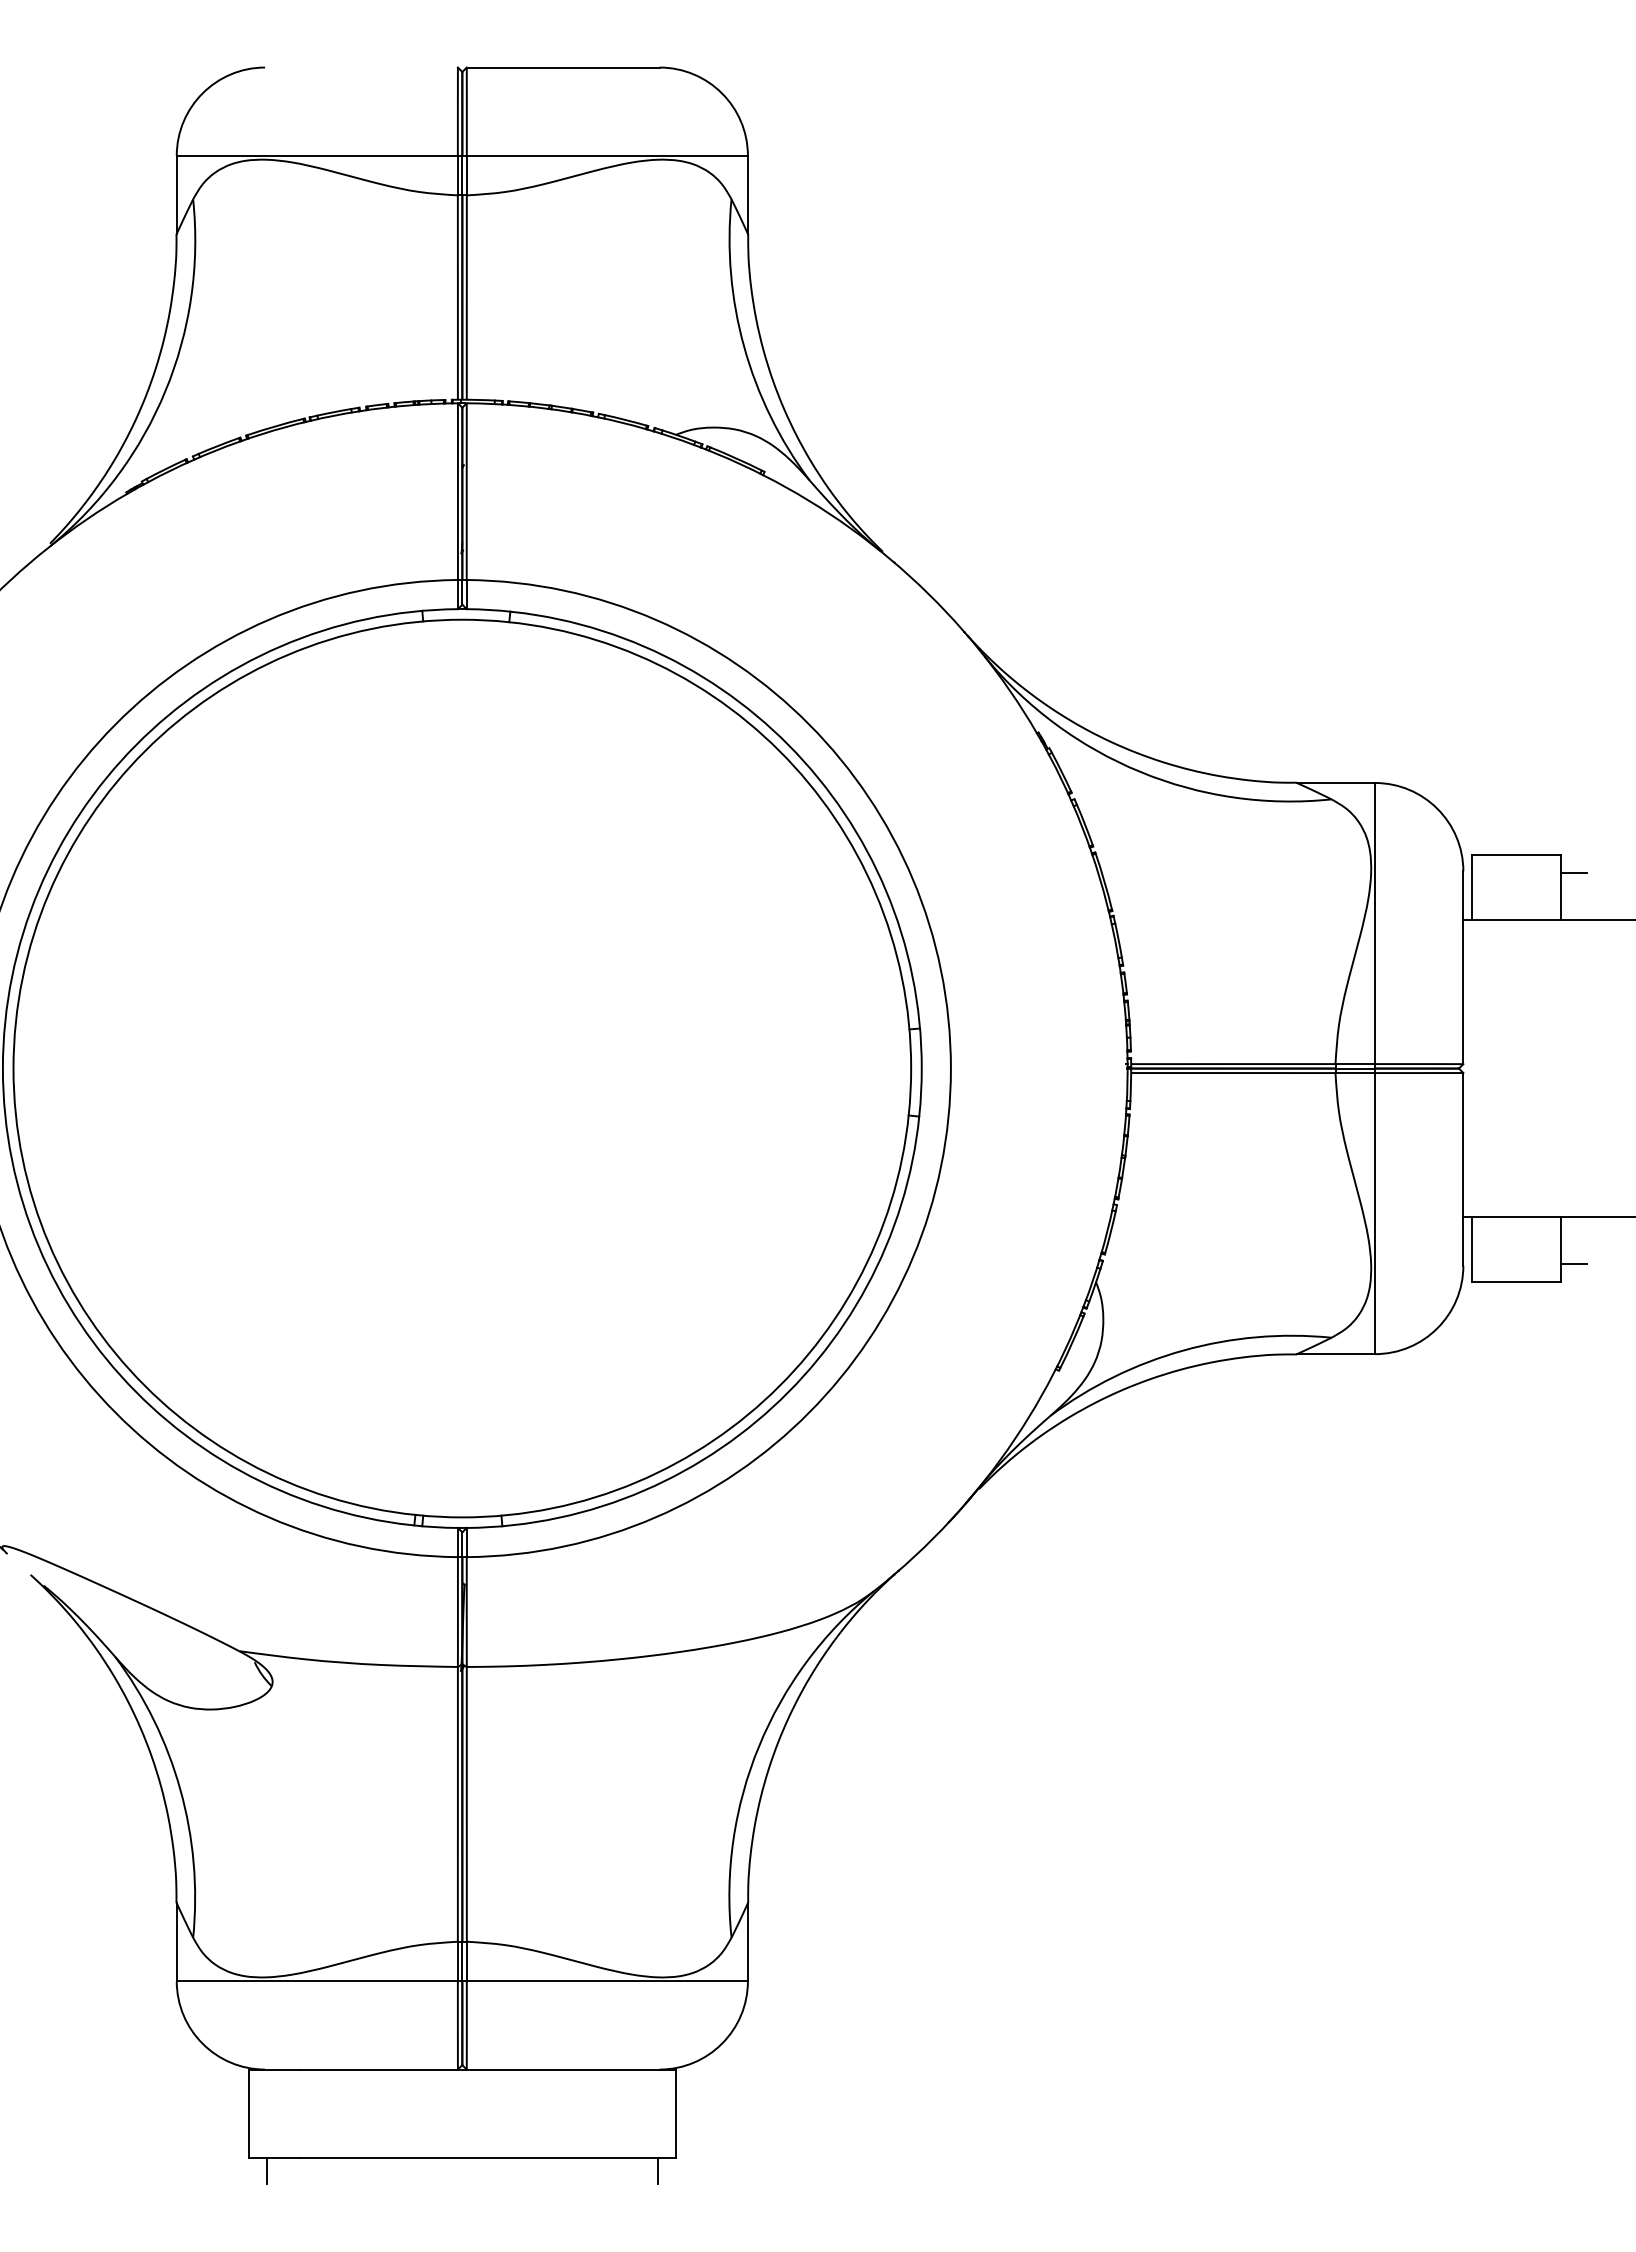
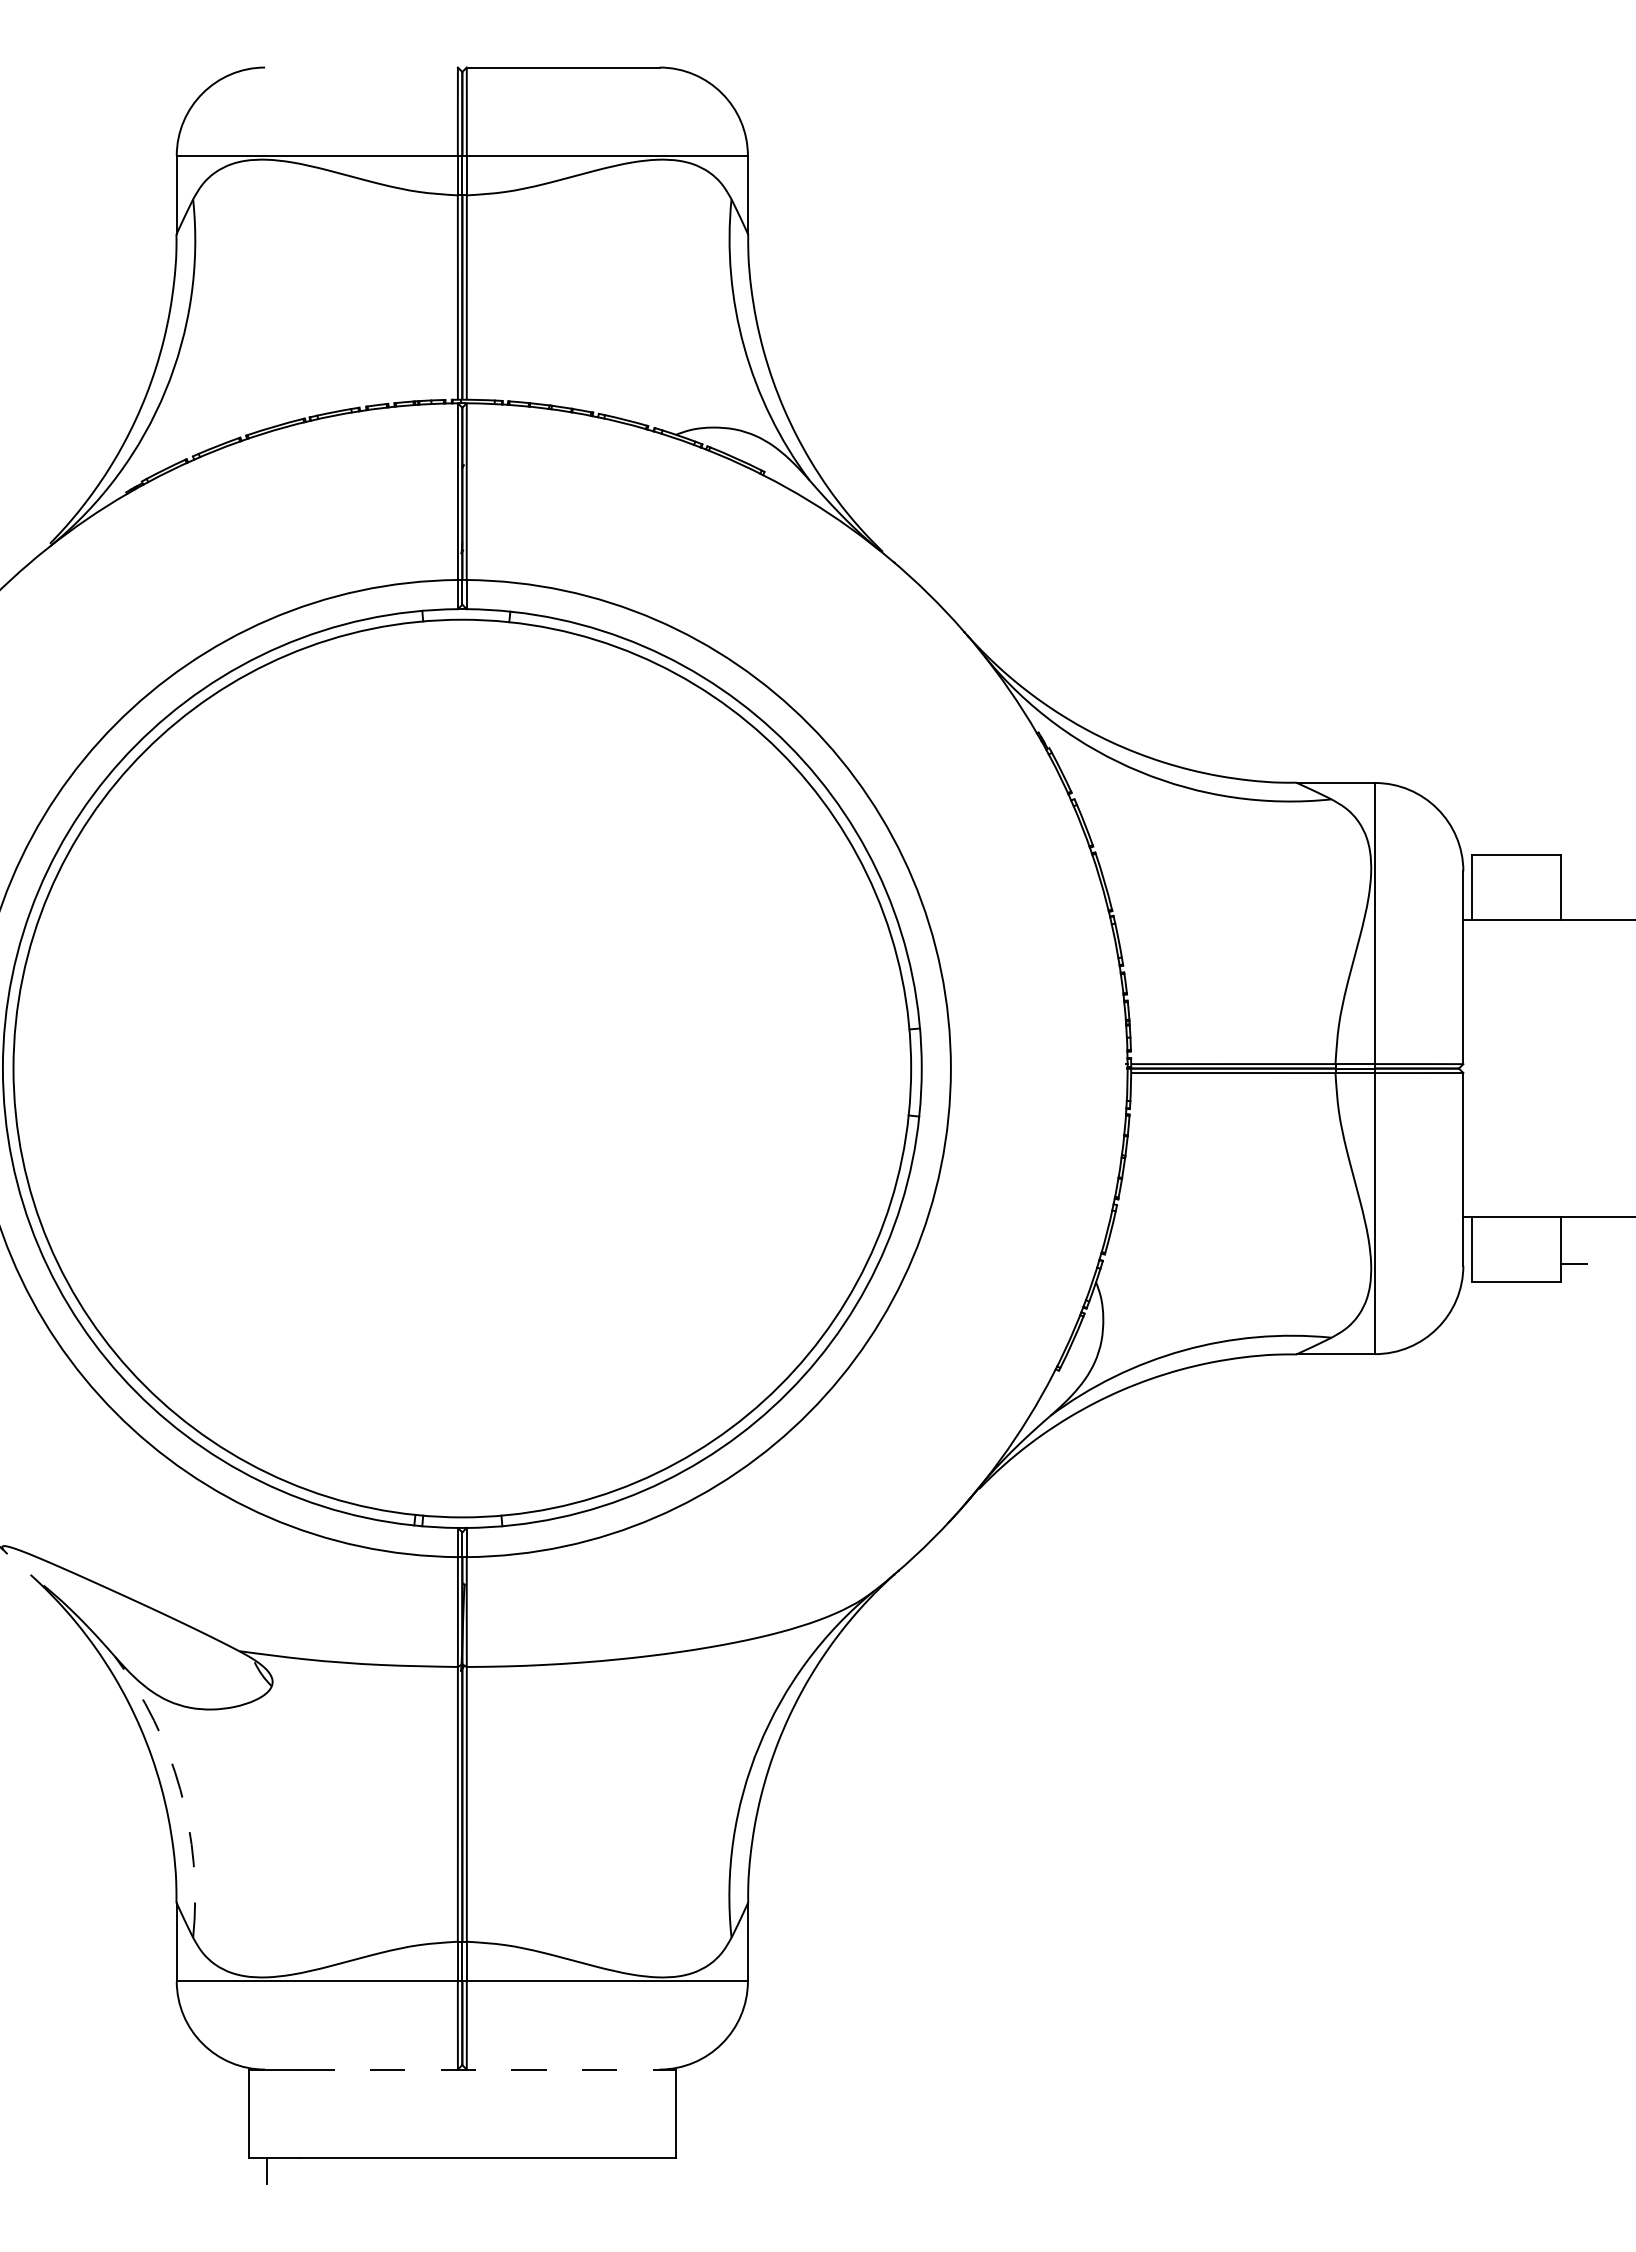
line: present -> none (1573, 872)
arc: solid -> dashed (180, 1789)
line: solid -> dashed (487, 2069)
line: present -> none (658, 2170)
